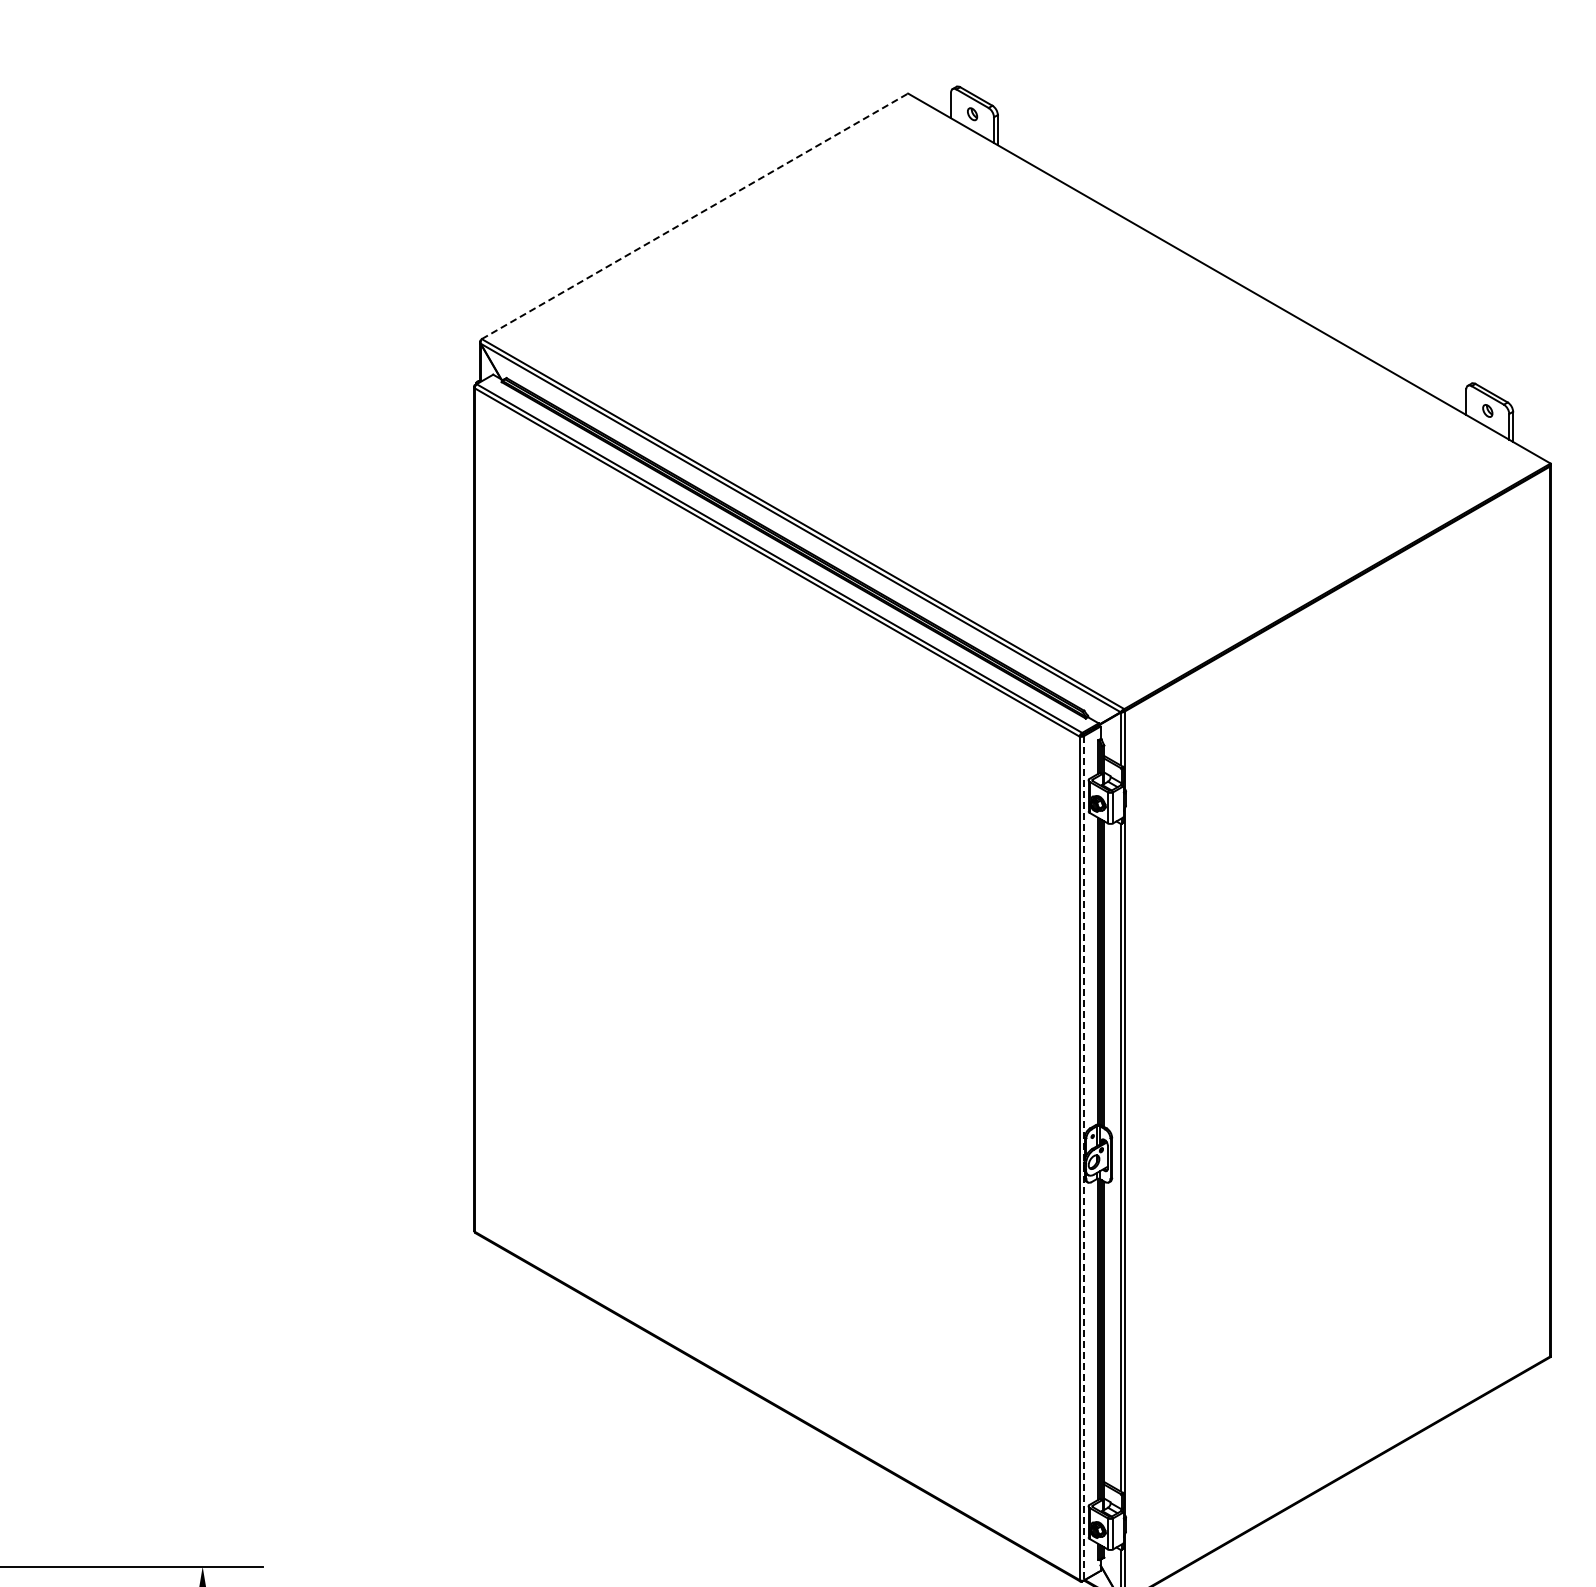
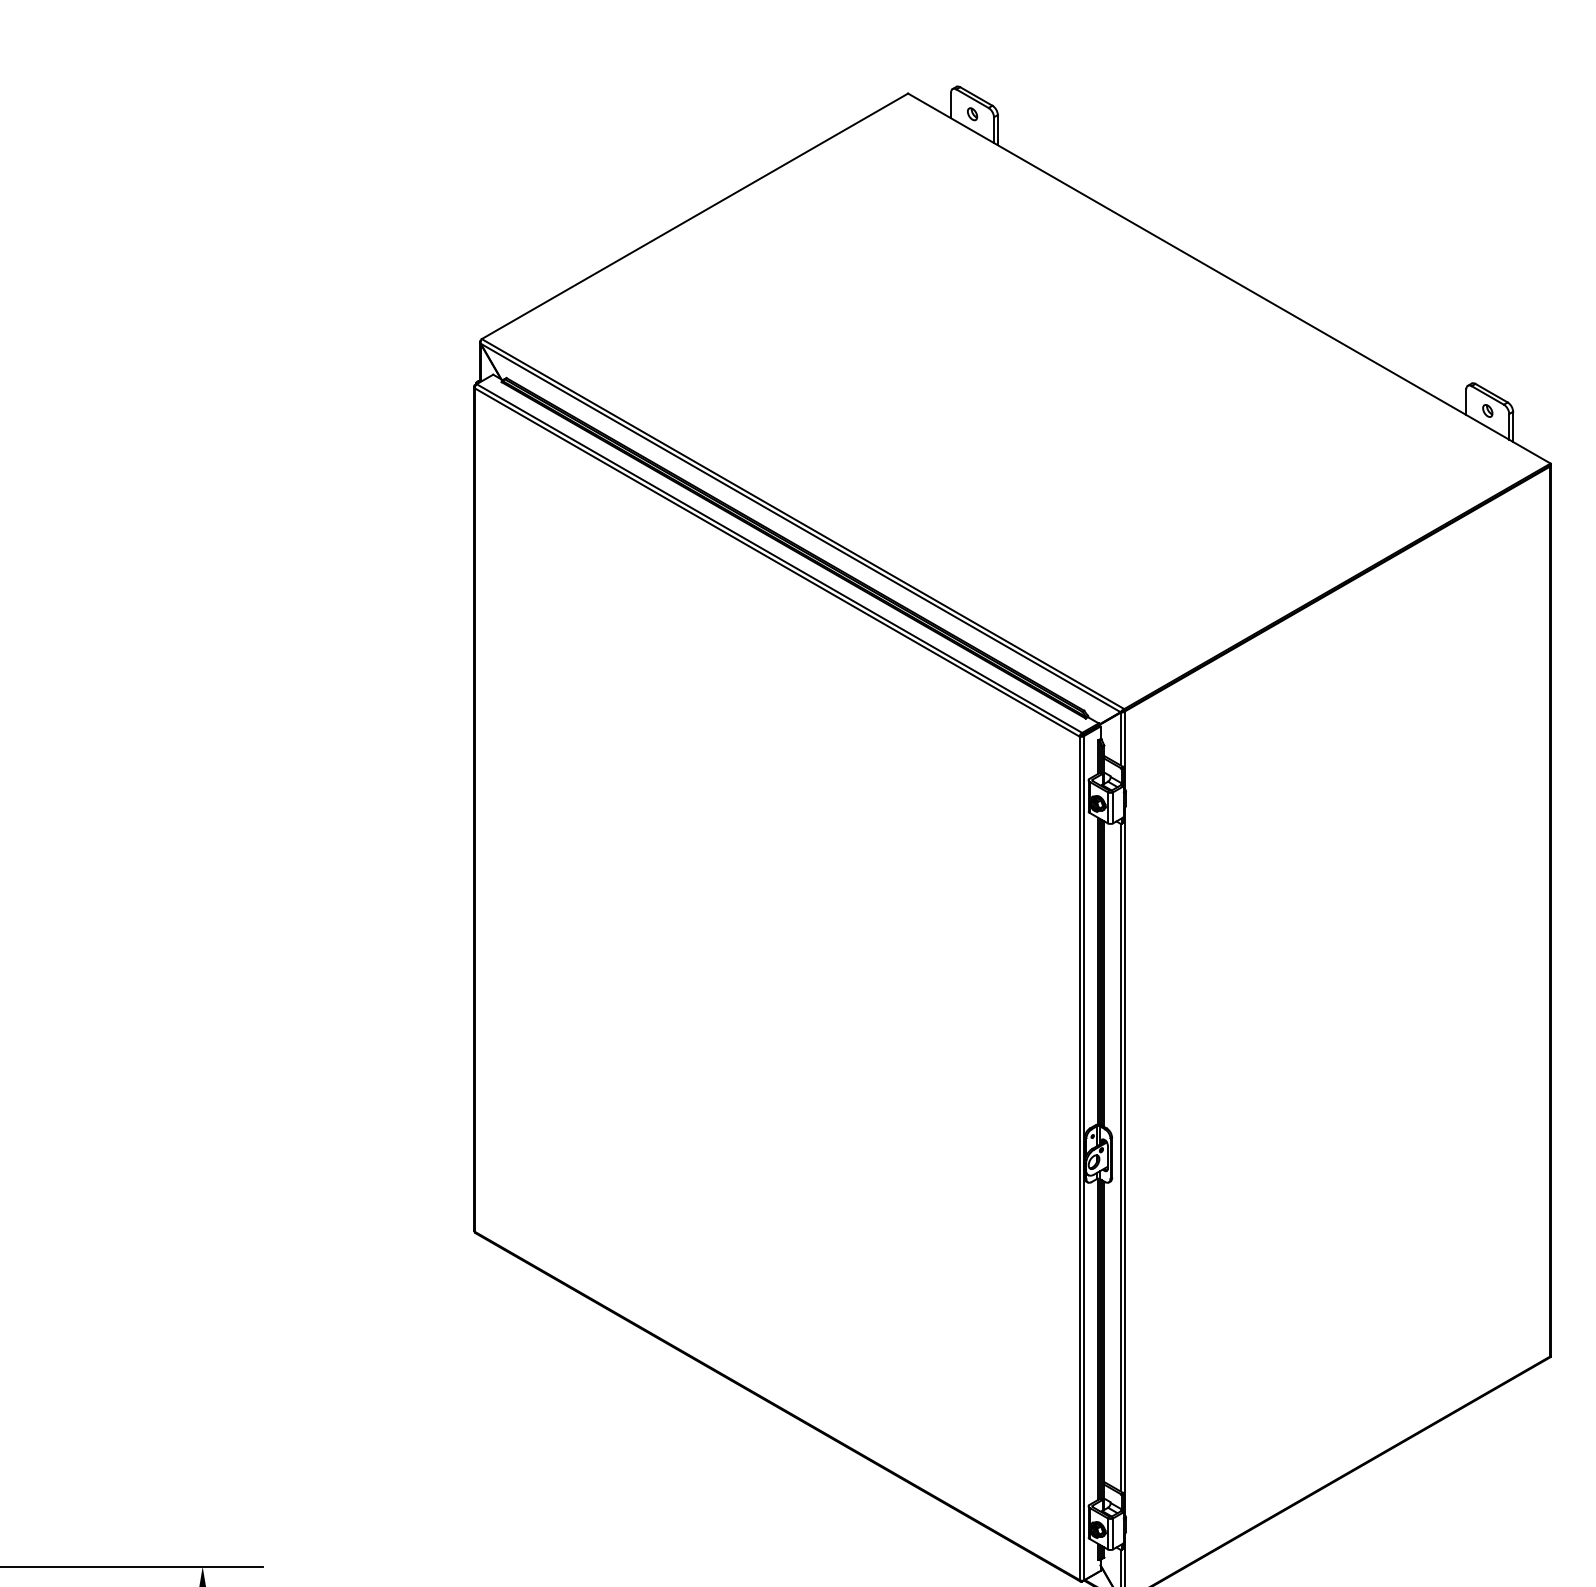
line: dashed -> solid (694, 216)
line: dashed -> solid (1084, 1158)
